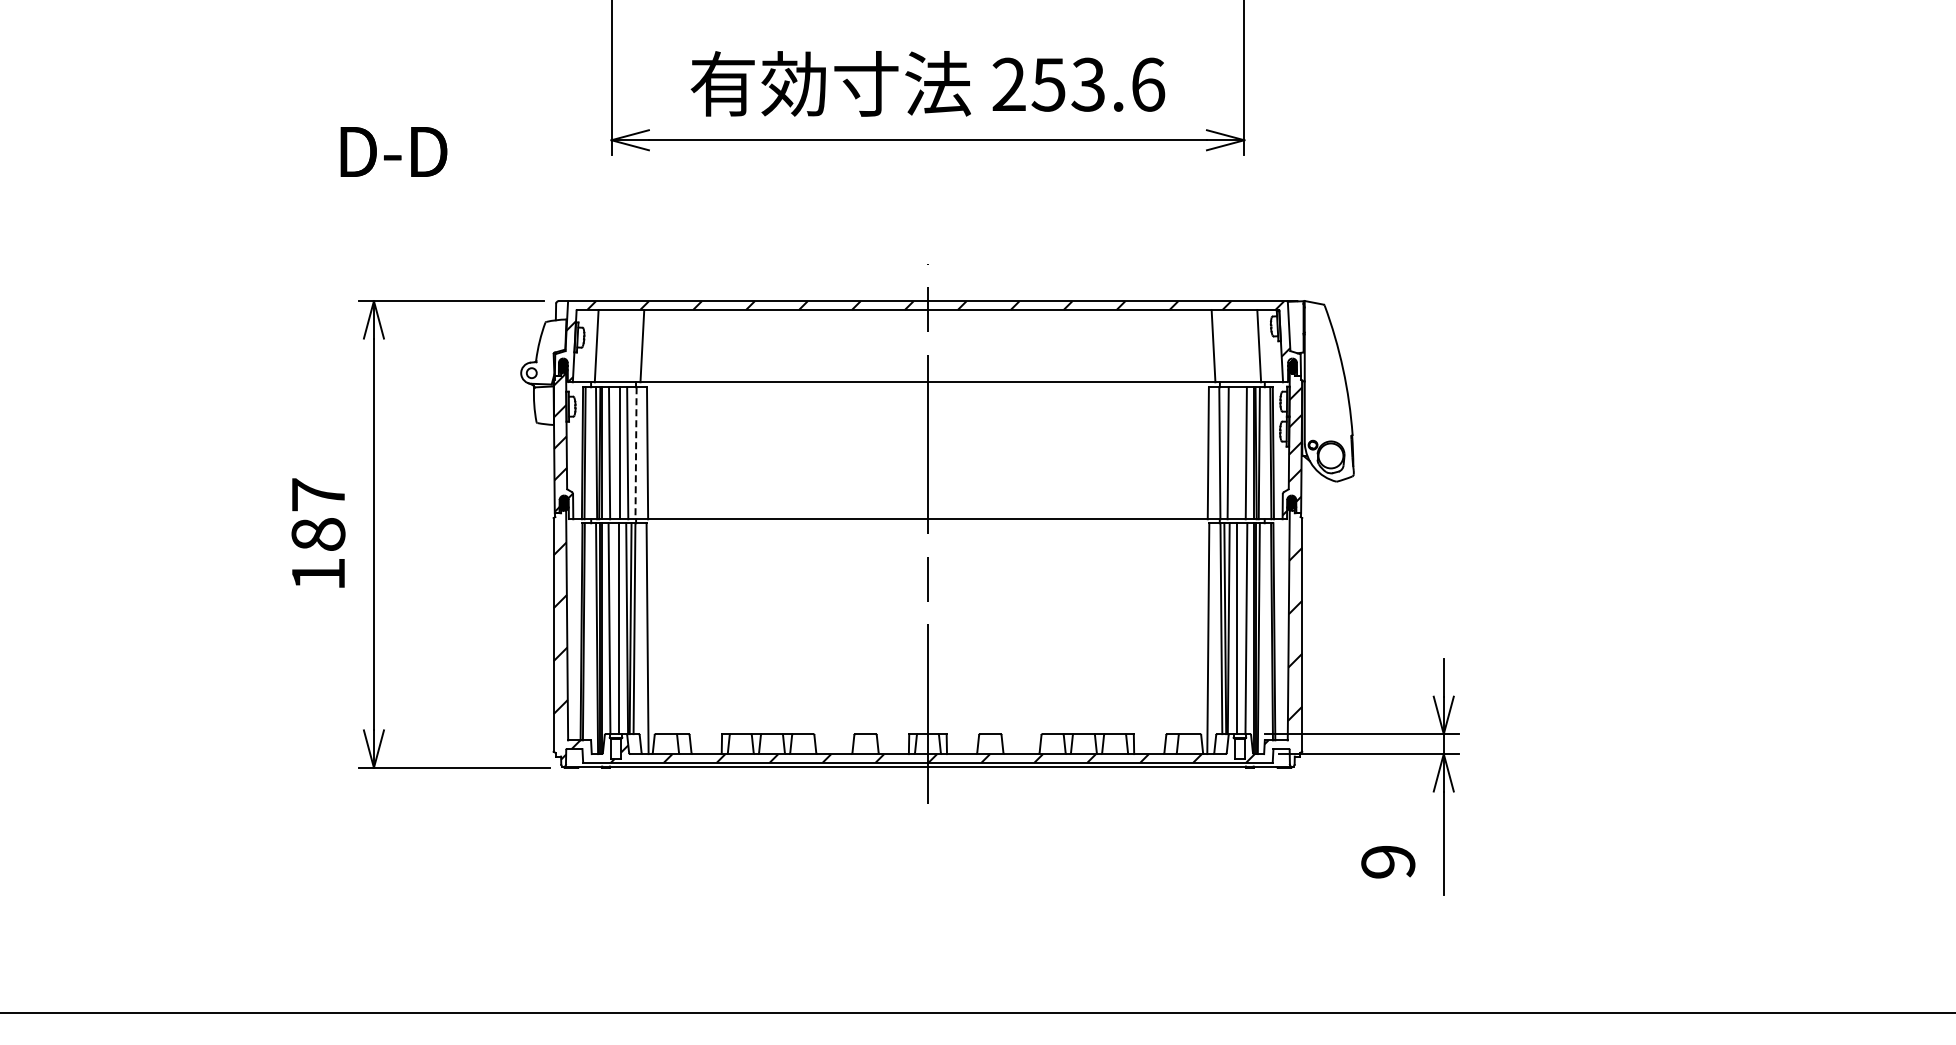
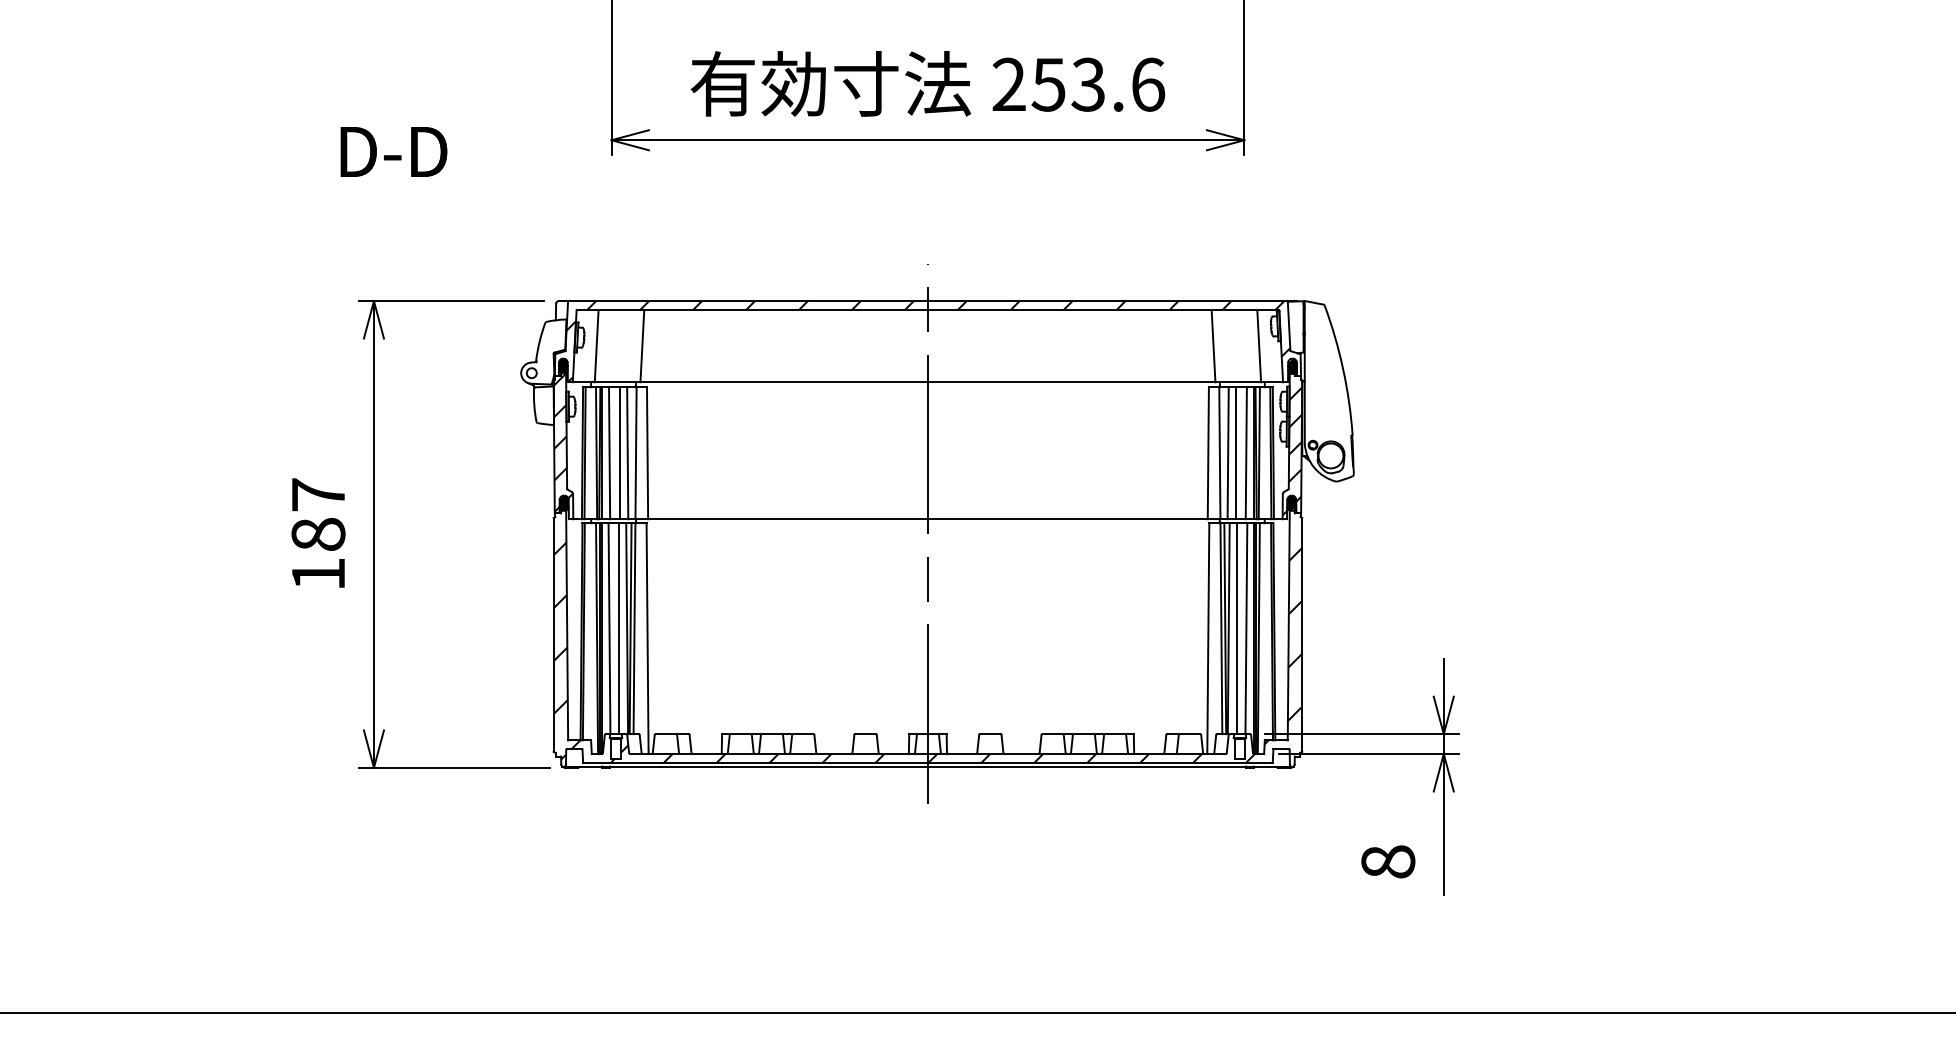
line: dashed -> solid (636, 453)
line: none -> present (1235, 453)
text: 9 -> 8 (1388, 861)
